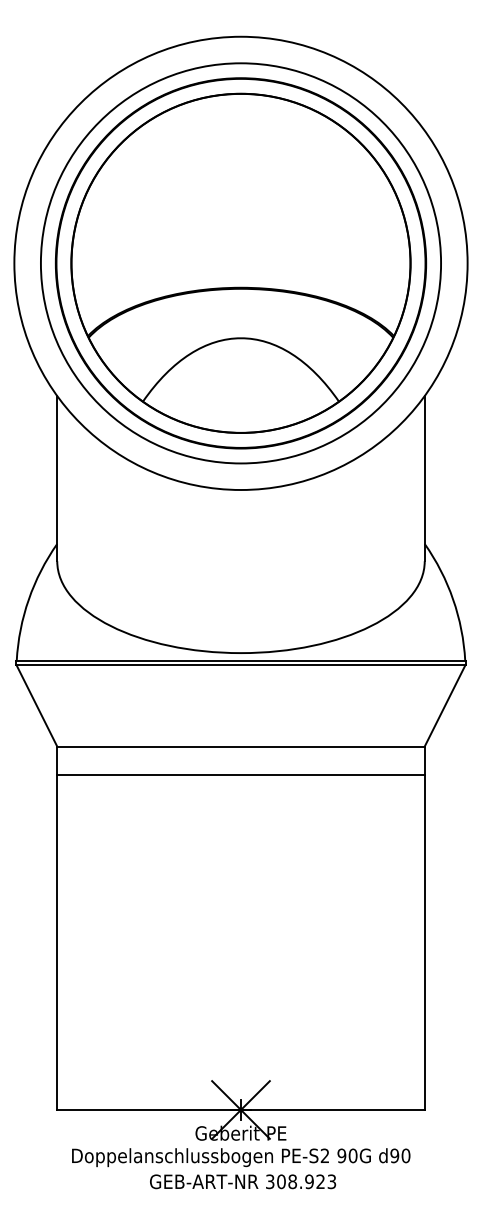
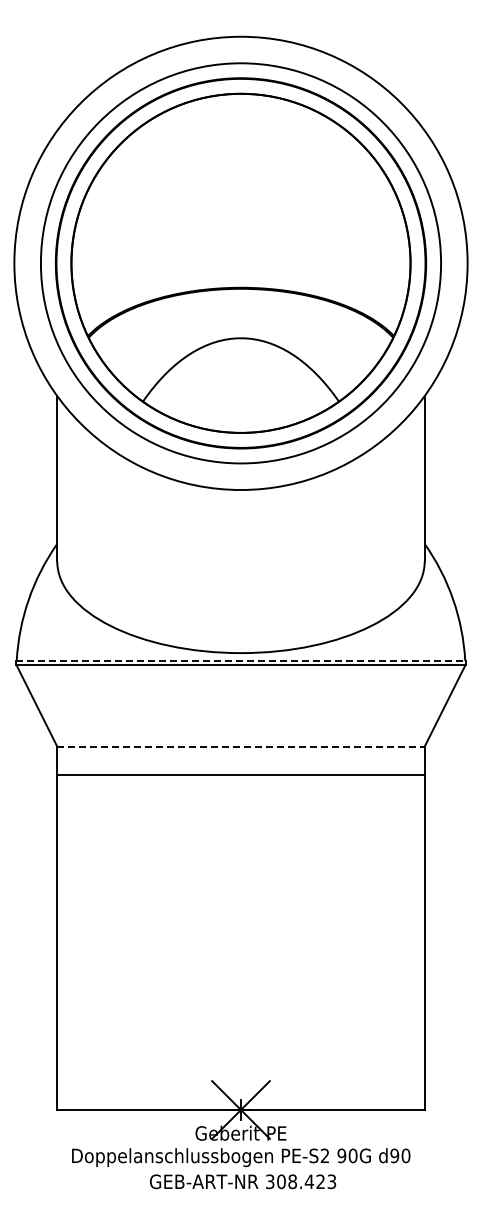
line: solid -> dashed (241, 660)
line: solid -> dashed (241, 746)
text: 308.923 -> 308.423 (309, 1181)
